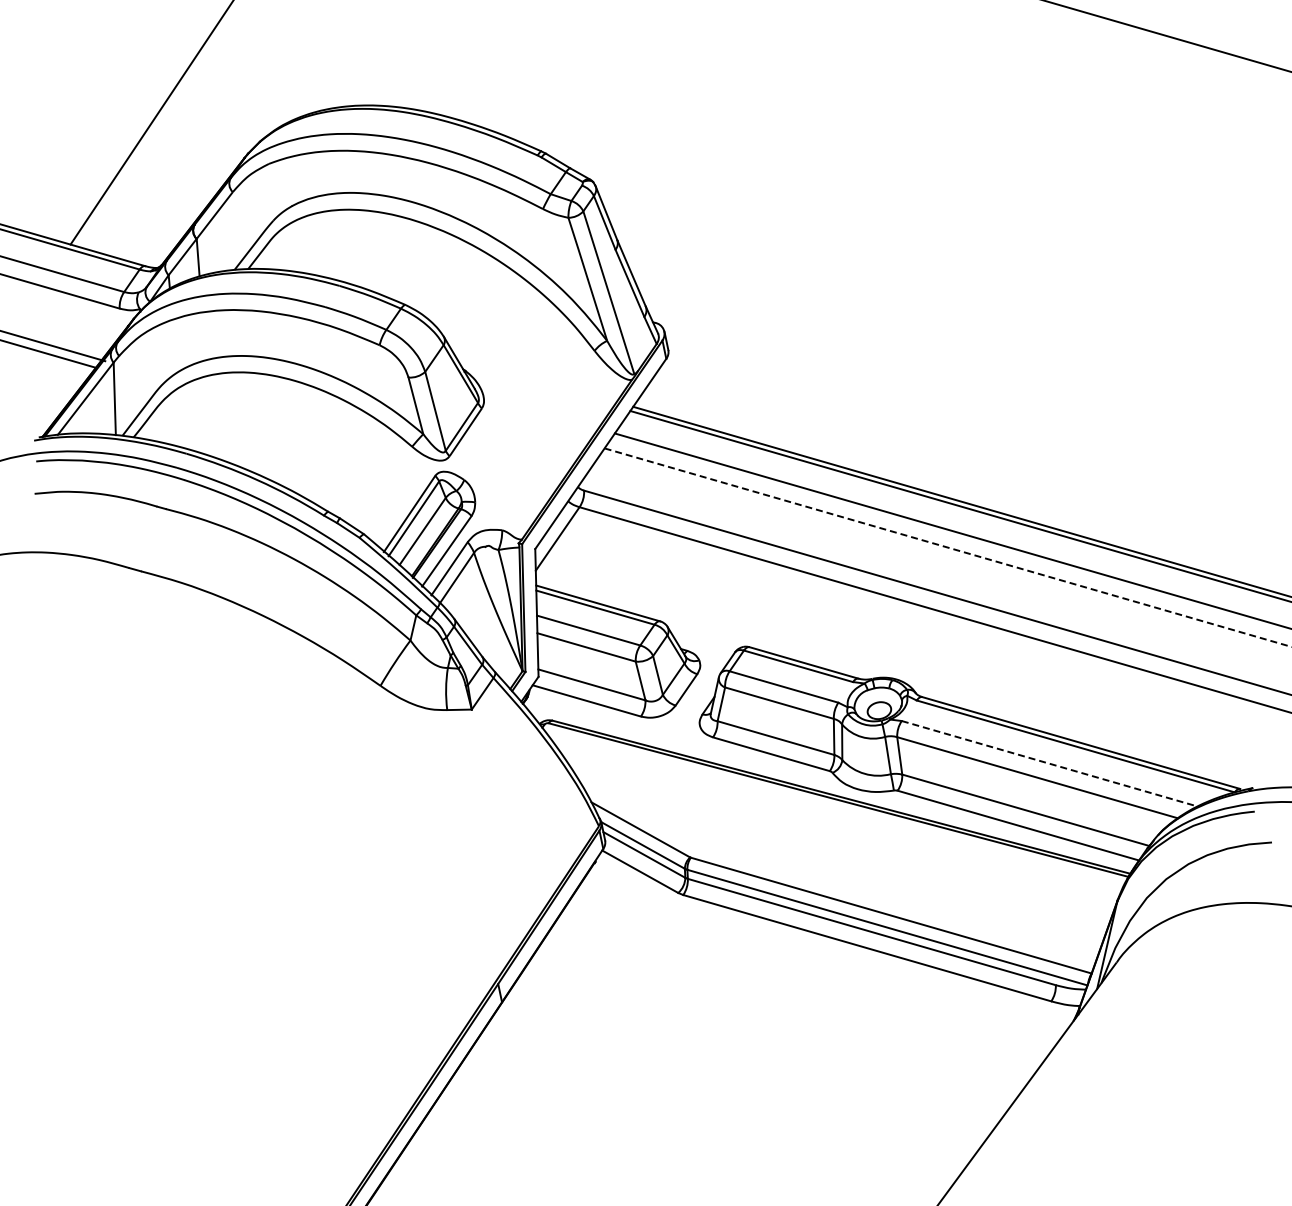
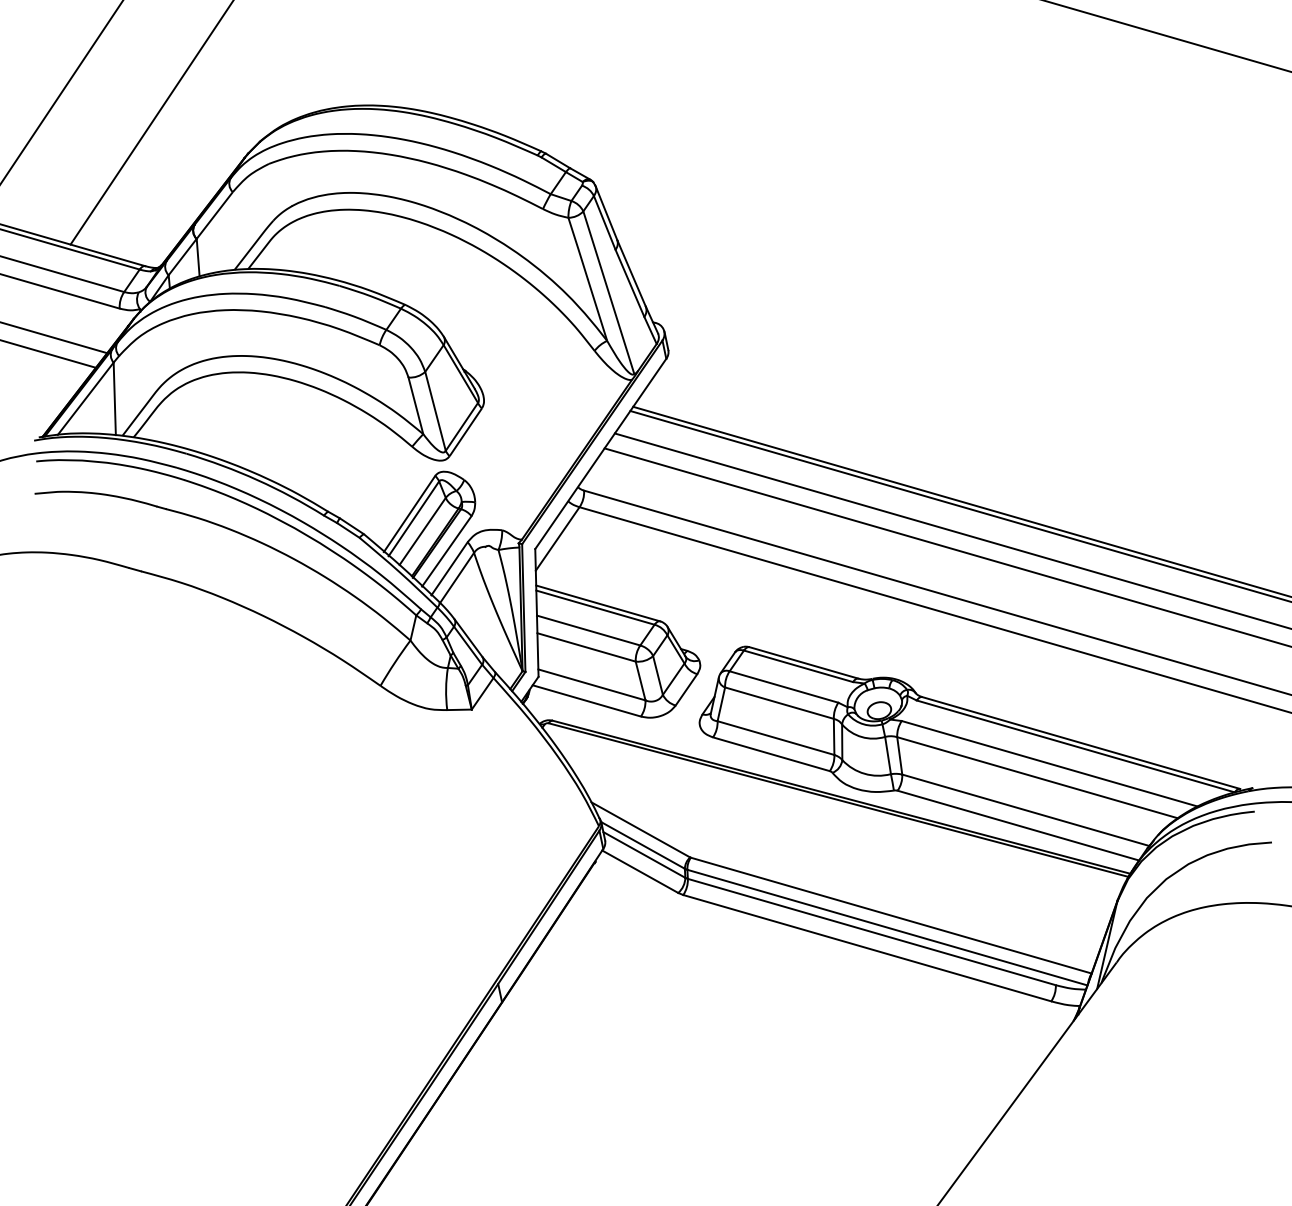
line: none -> present (61, 91)
line position: (53, 346) -> (54, 337) (54, 337)
line: dashed -> solid (948, 547)
line: dashed -> solid (1049, 763)
